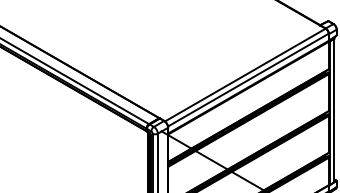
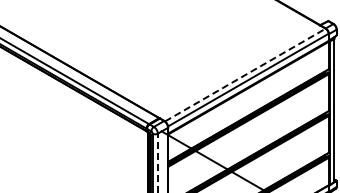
line: solid -> dashed (245, 75)
line: solid -> dashed (157, 162)
